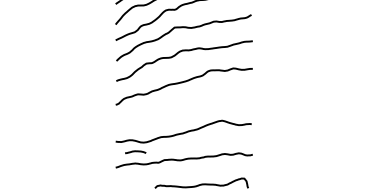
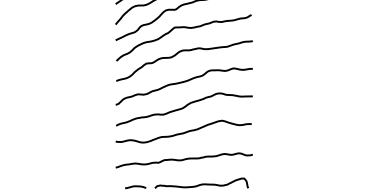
curve: none -> present (184, 108)
curve position: (135, 152) -> (135, 187) (135, 187)
